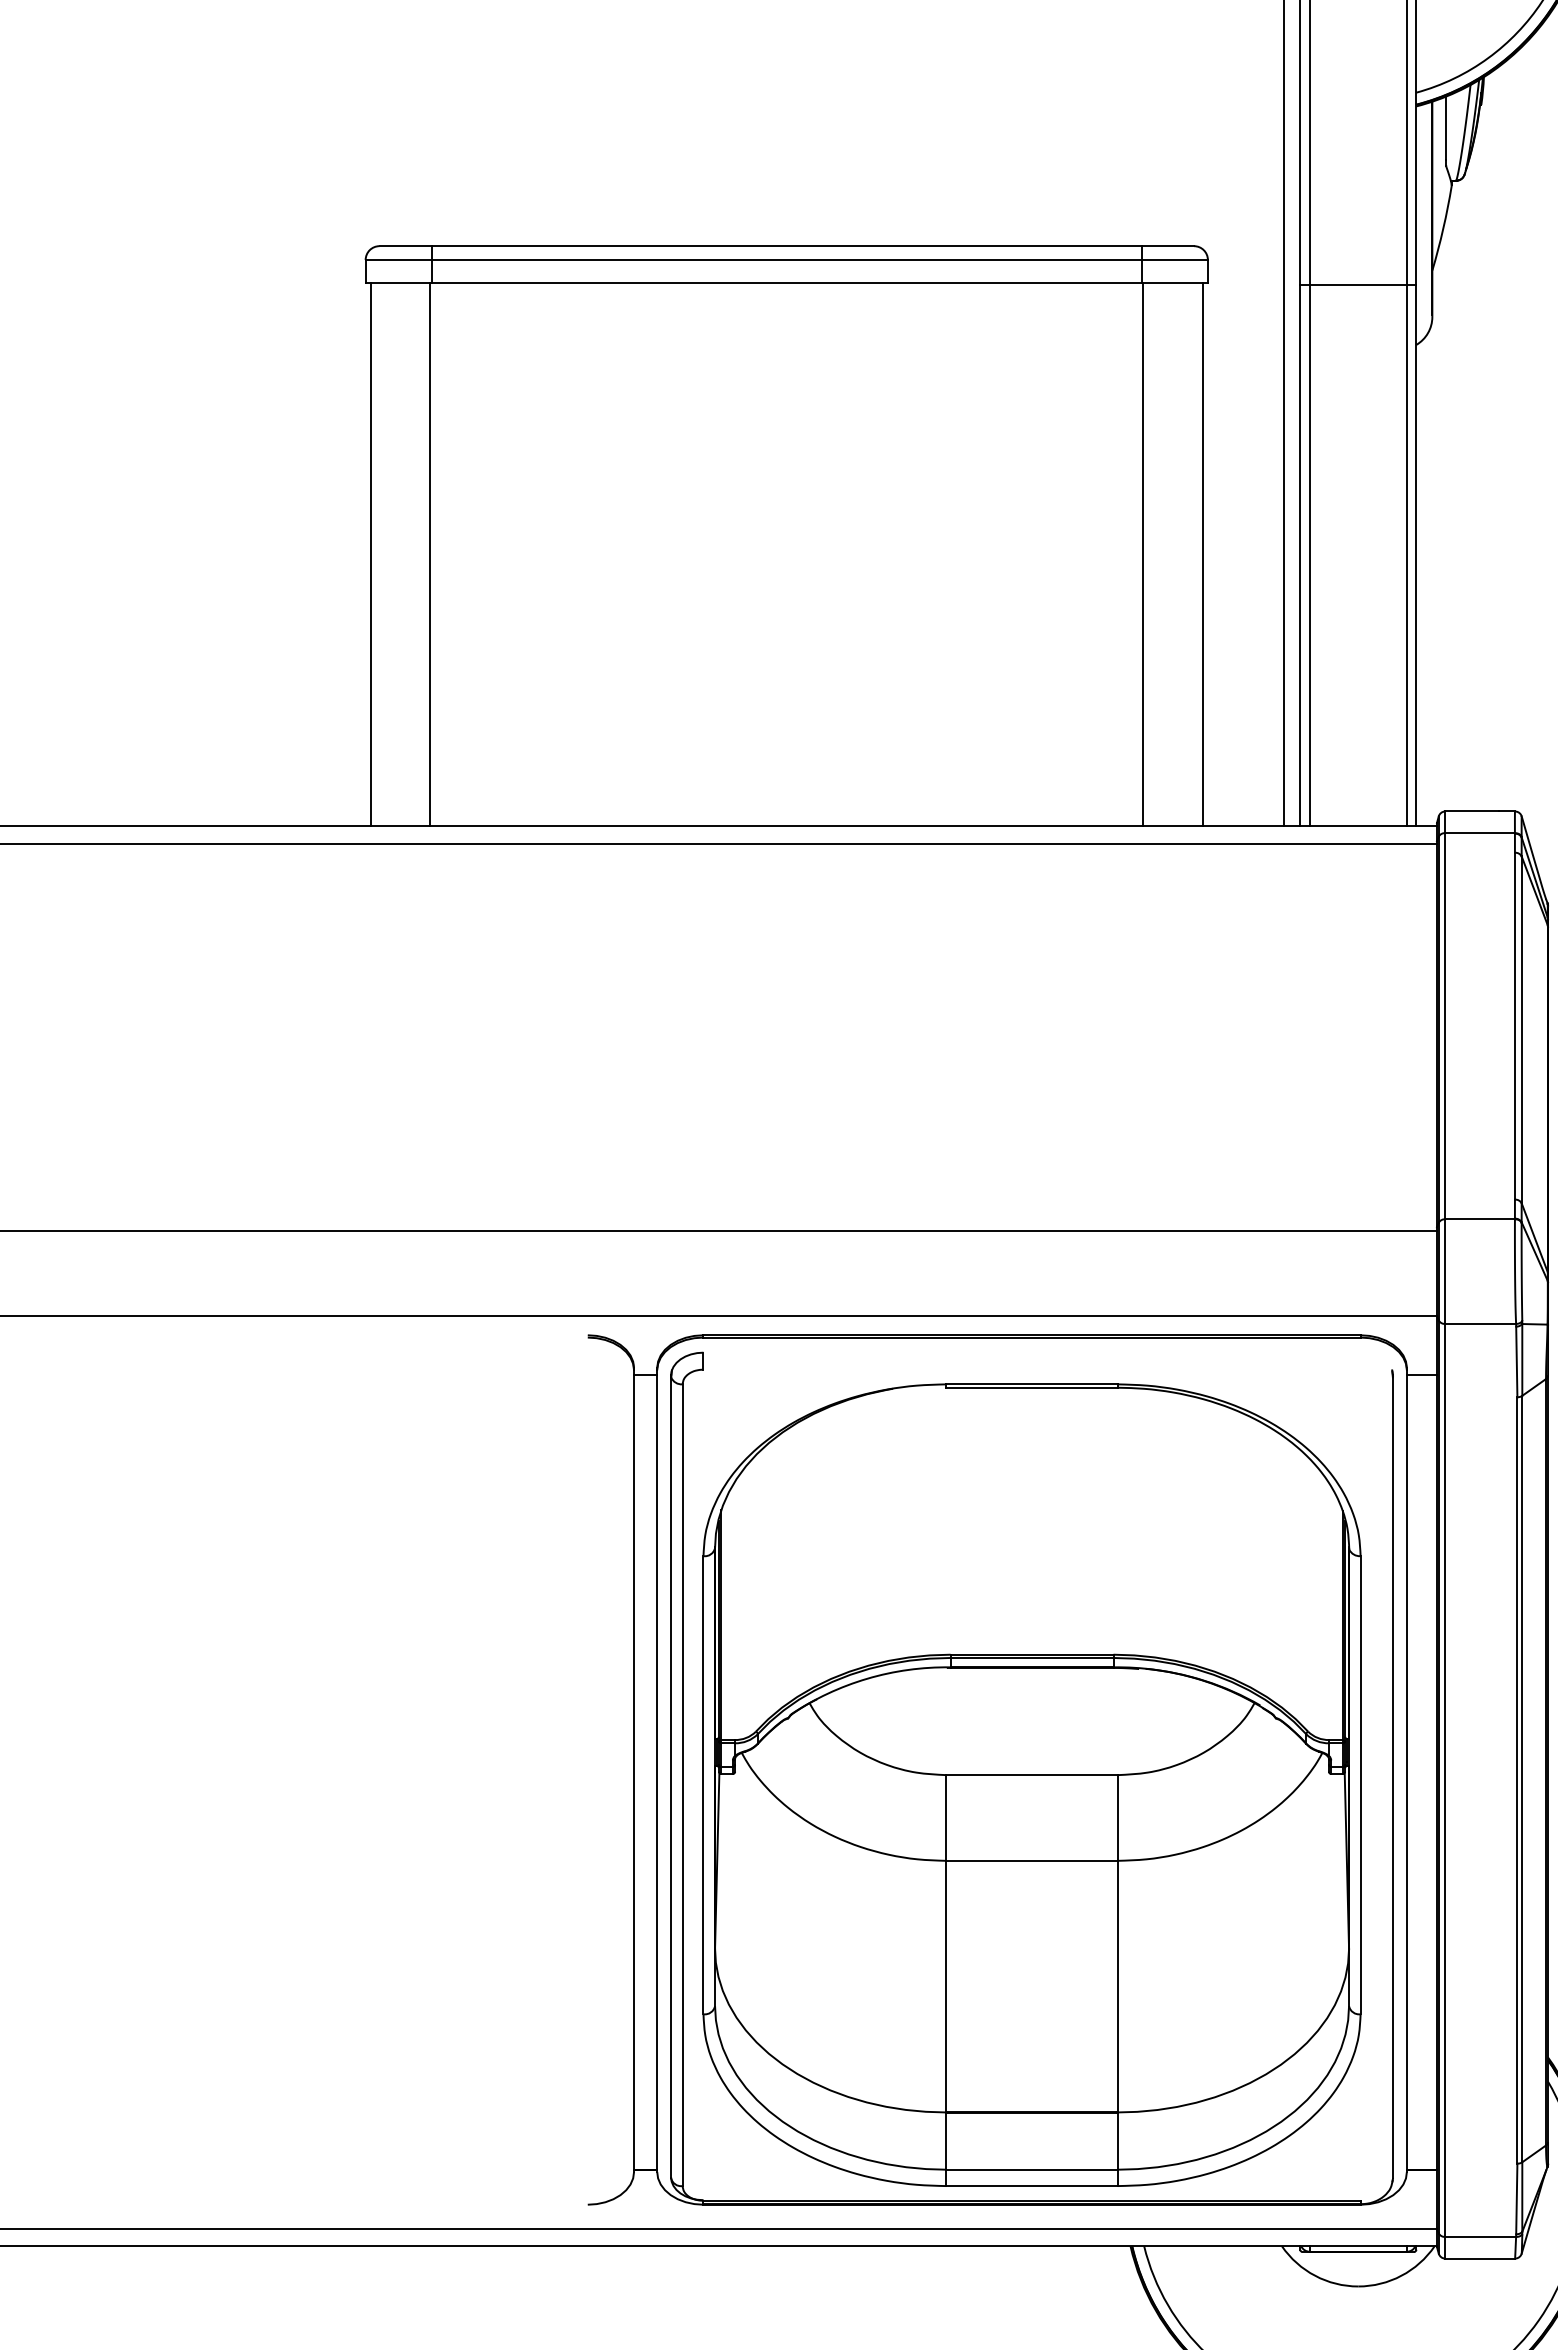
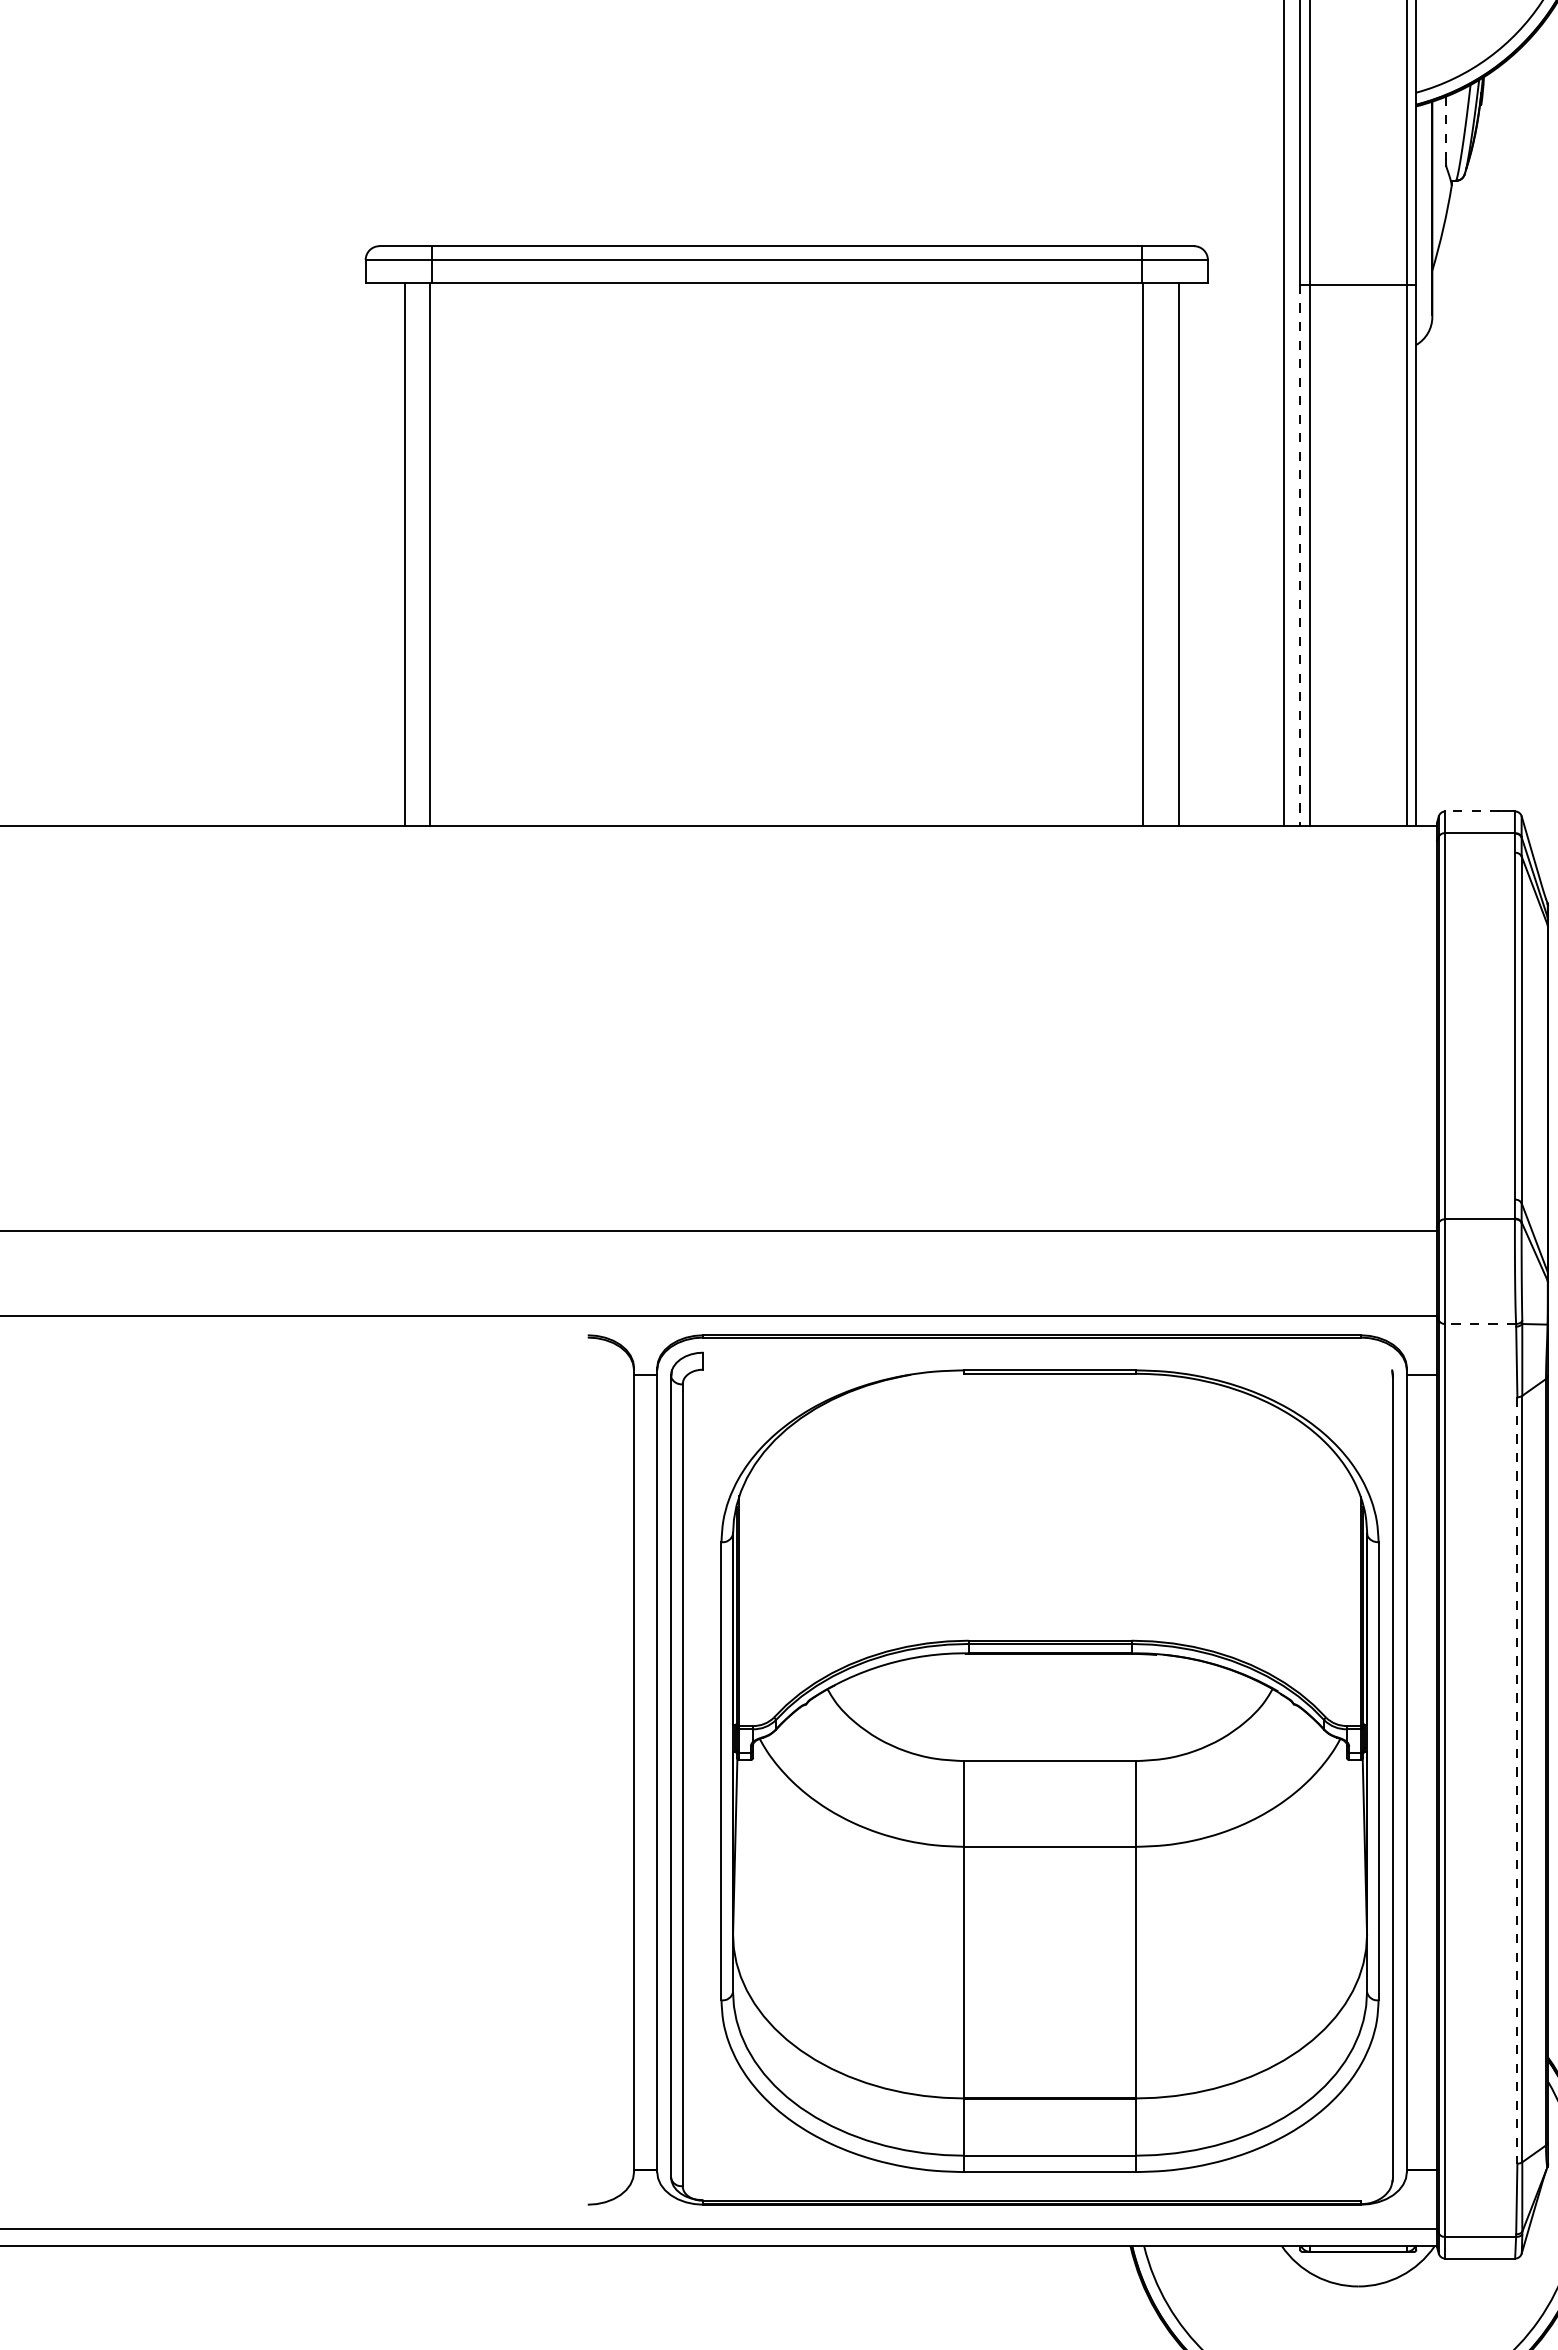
line: solid -> dashed (1446, 128)
line position: (370, 554) -> (404, 554) (404, 554)
line position: (1202, 554) -> (1178, 554) (1178, 554)
line: solid -> dashed (1300, 555)
line: solid -> dashed (1471, 811)
line: present -> none (719, 844)
line: solid -> dashed (1480, 1323)
line: solid -> dashed (1517, 1780)
part position: (1031, 1784) -> (1049, 1770) (1049, 1770)
